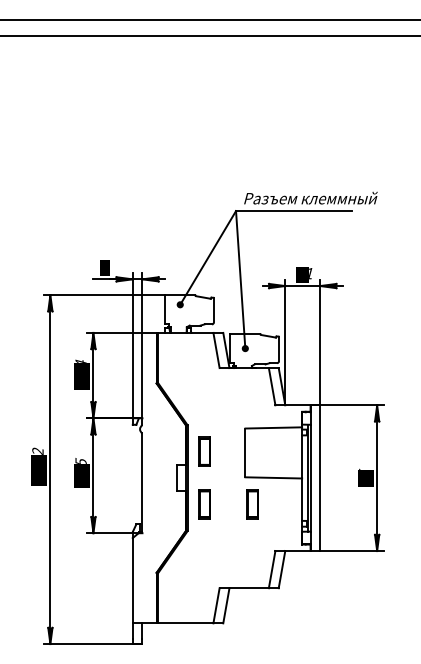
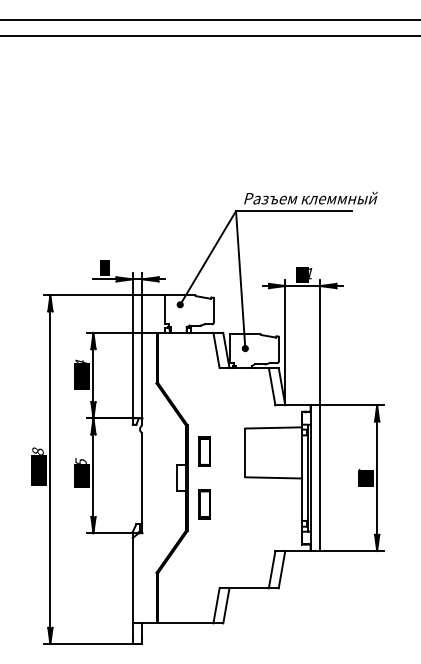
text: 140,2 -> 107,8 (37, 450)
part: present -> none (252, 504)
